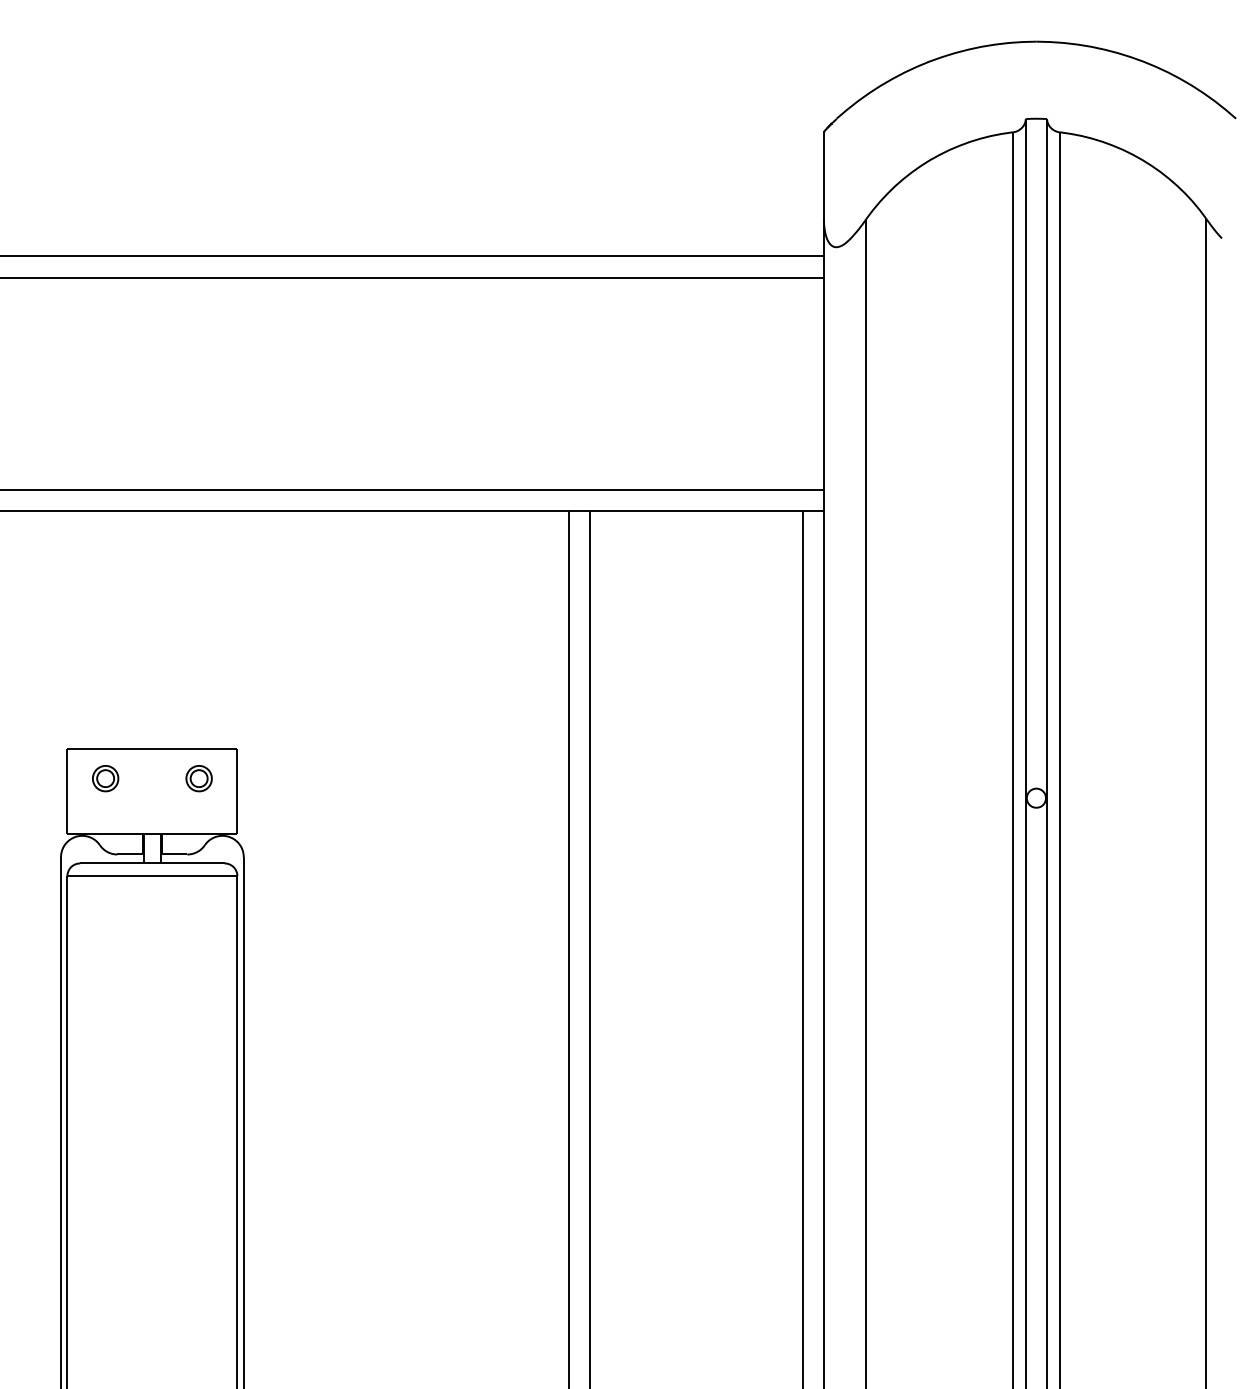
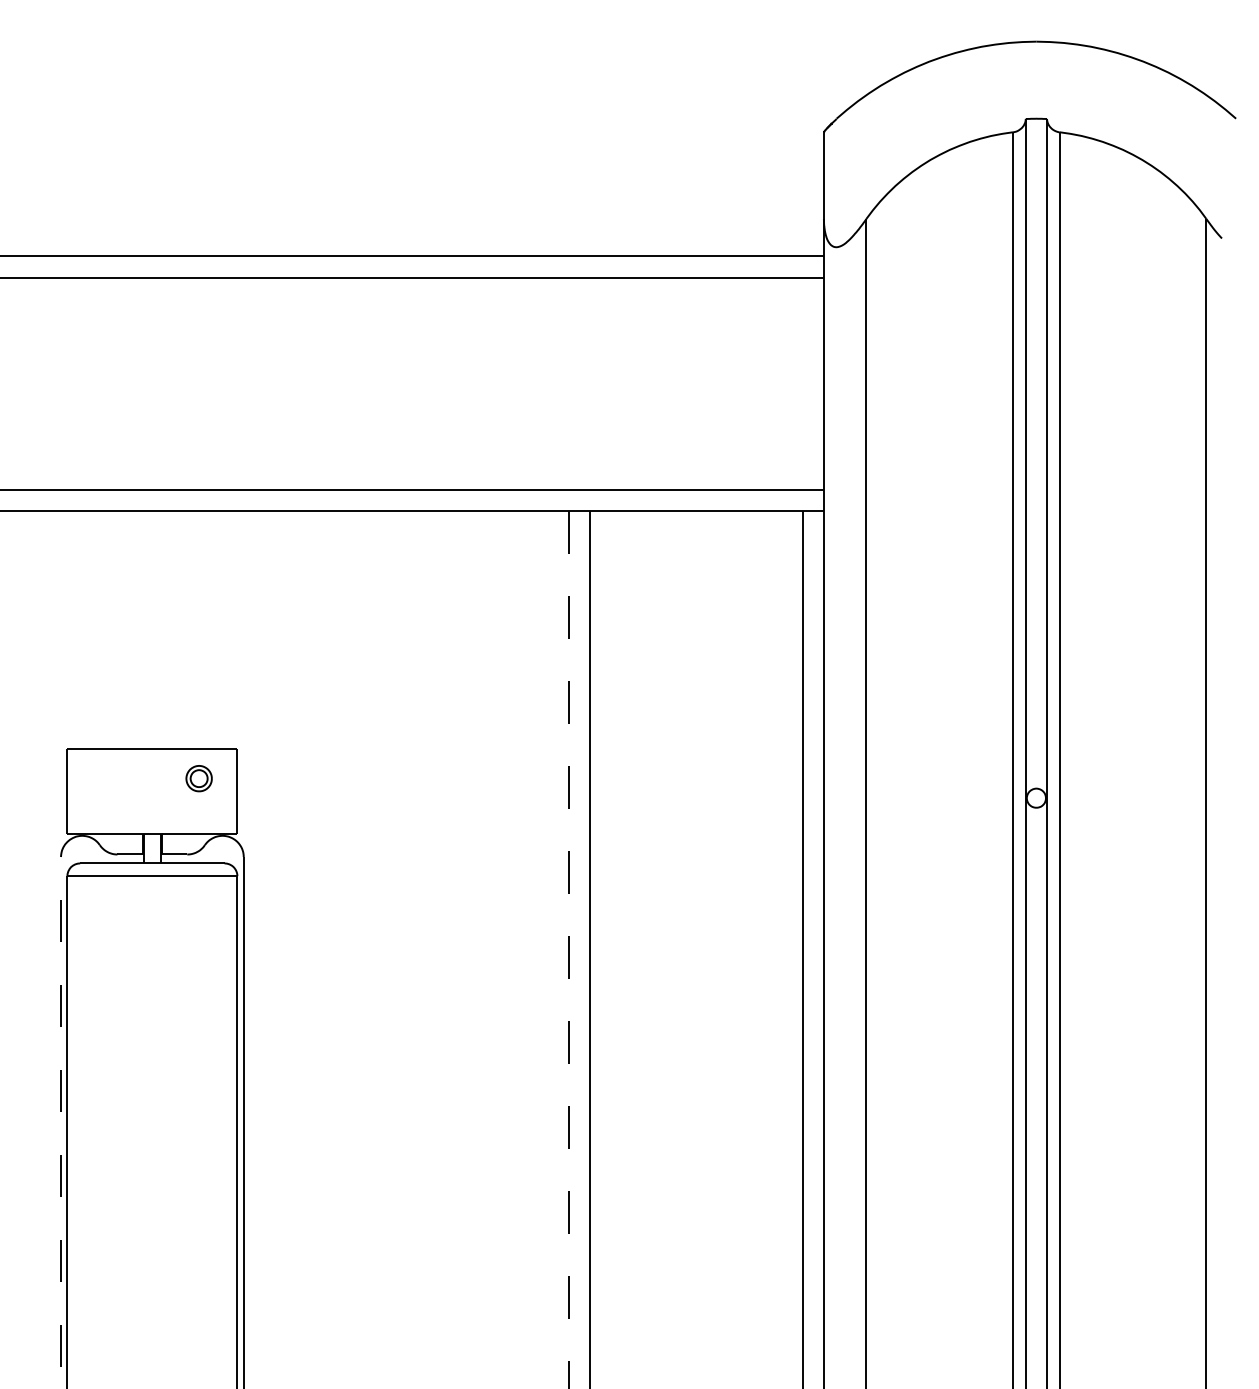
part: present -> none (105, 778)
line: solid -> dashed (568, 949)
line: solid -> dashed (60, 1122)
